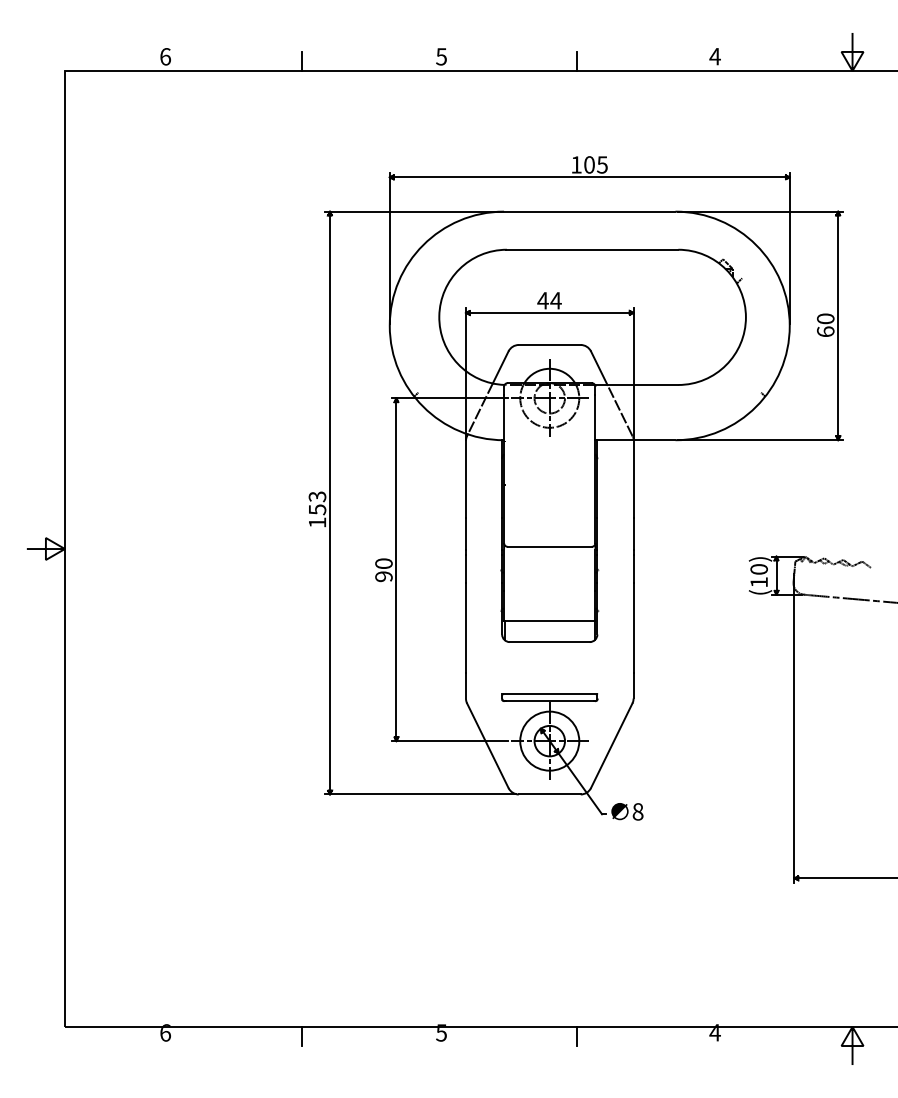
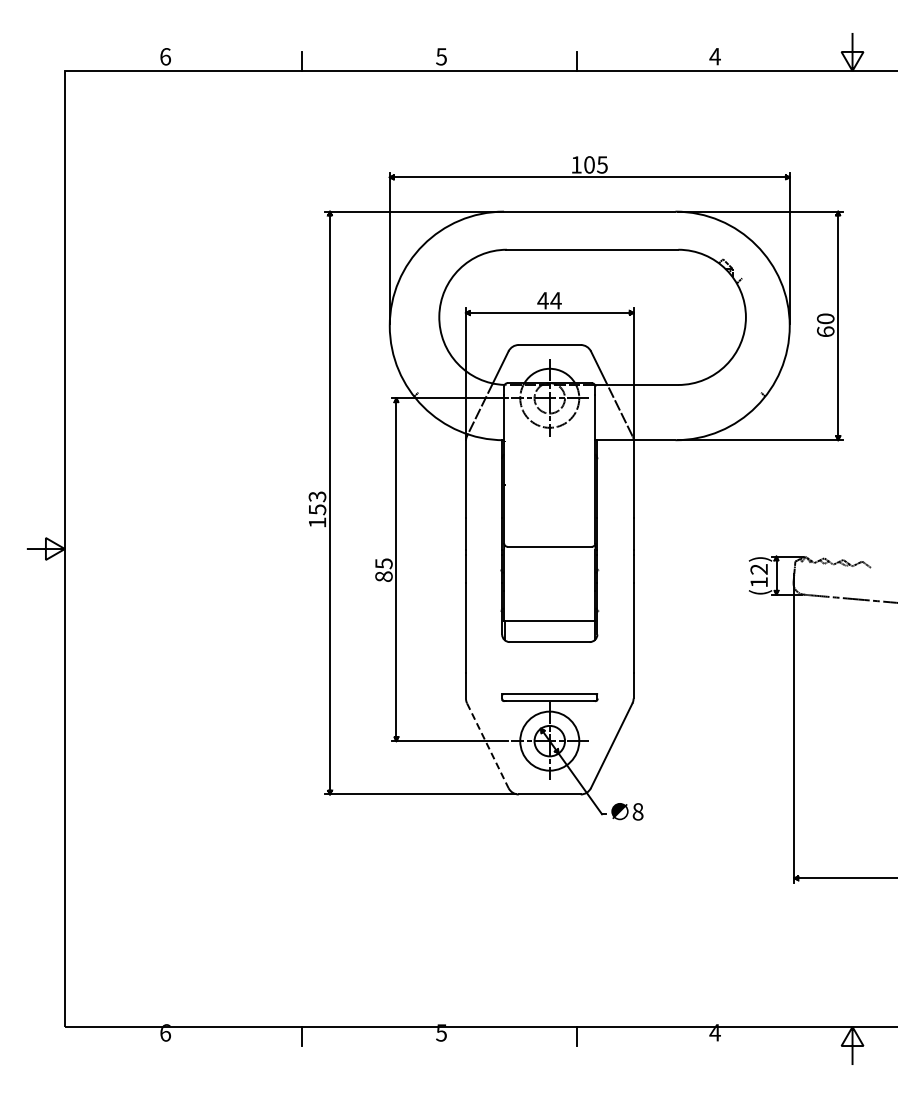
text: (10) -> (12) (758, 569)
text: 90 -> 85 (383, 570)
line: solid -> dashed (488, 746)
